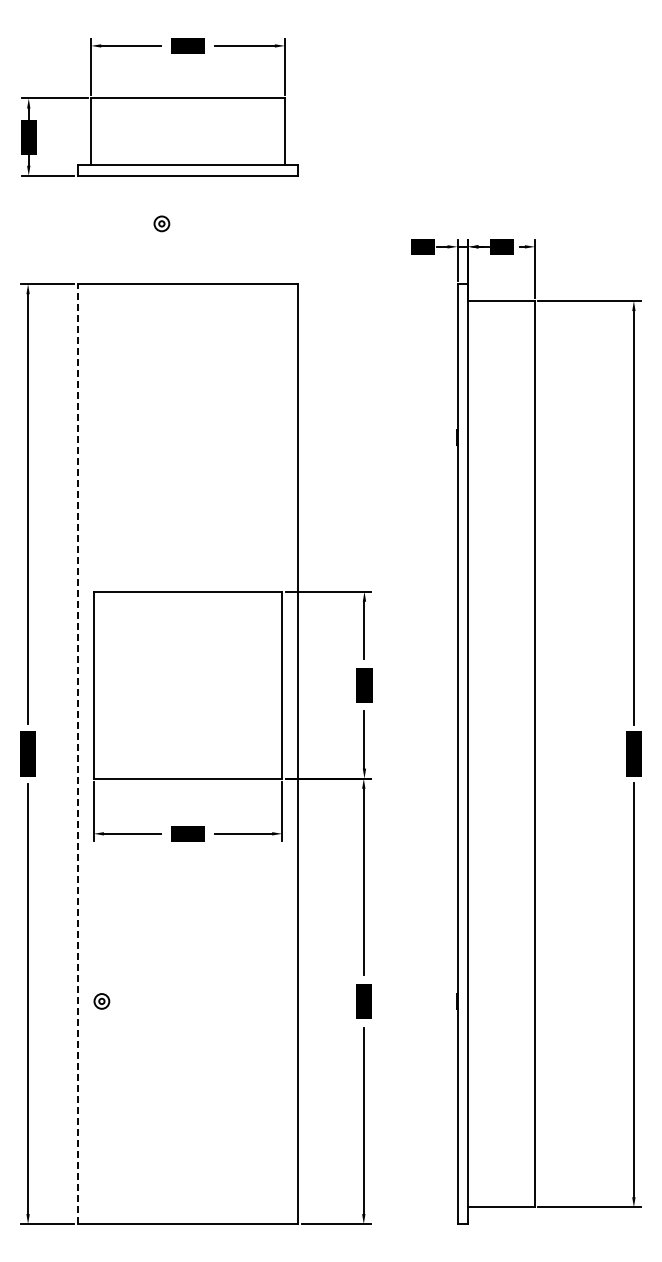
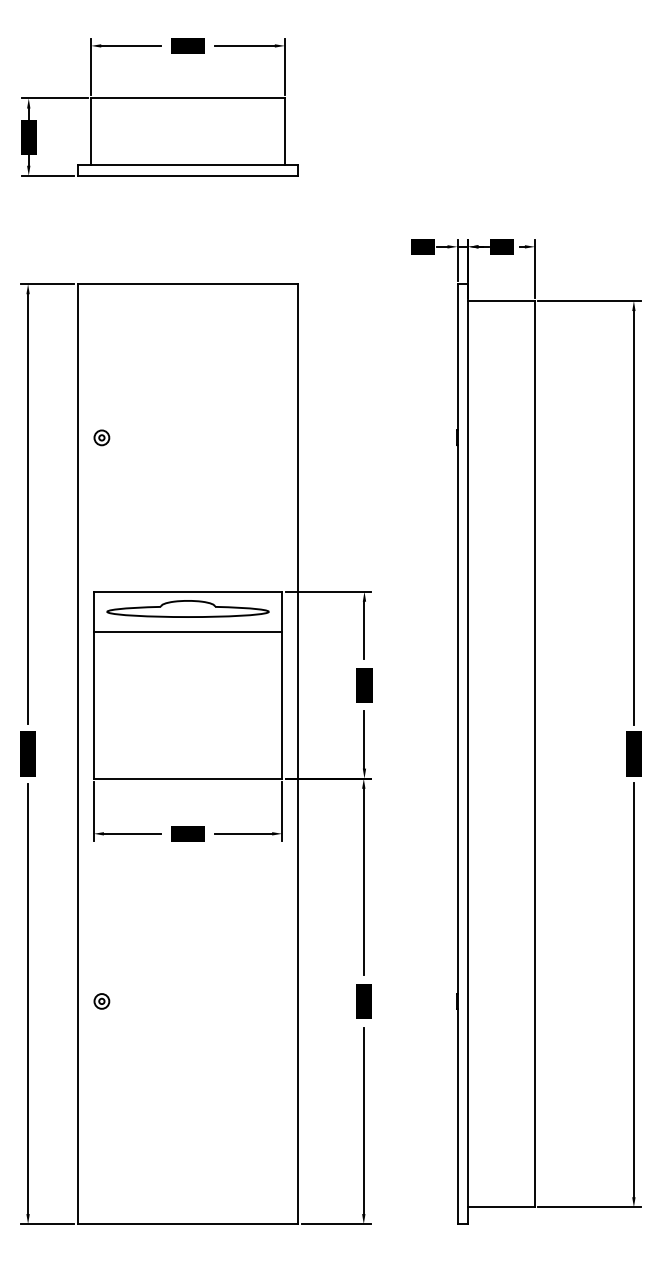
part position: (161, 223) -> (101, 437) (101, 437)
part: none -> present (187, 608)
line: none -> present (187, 632)
line: dashed -> solid (77, 753)
